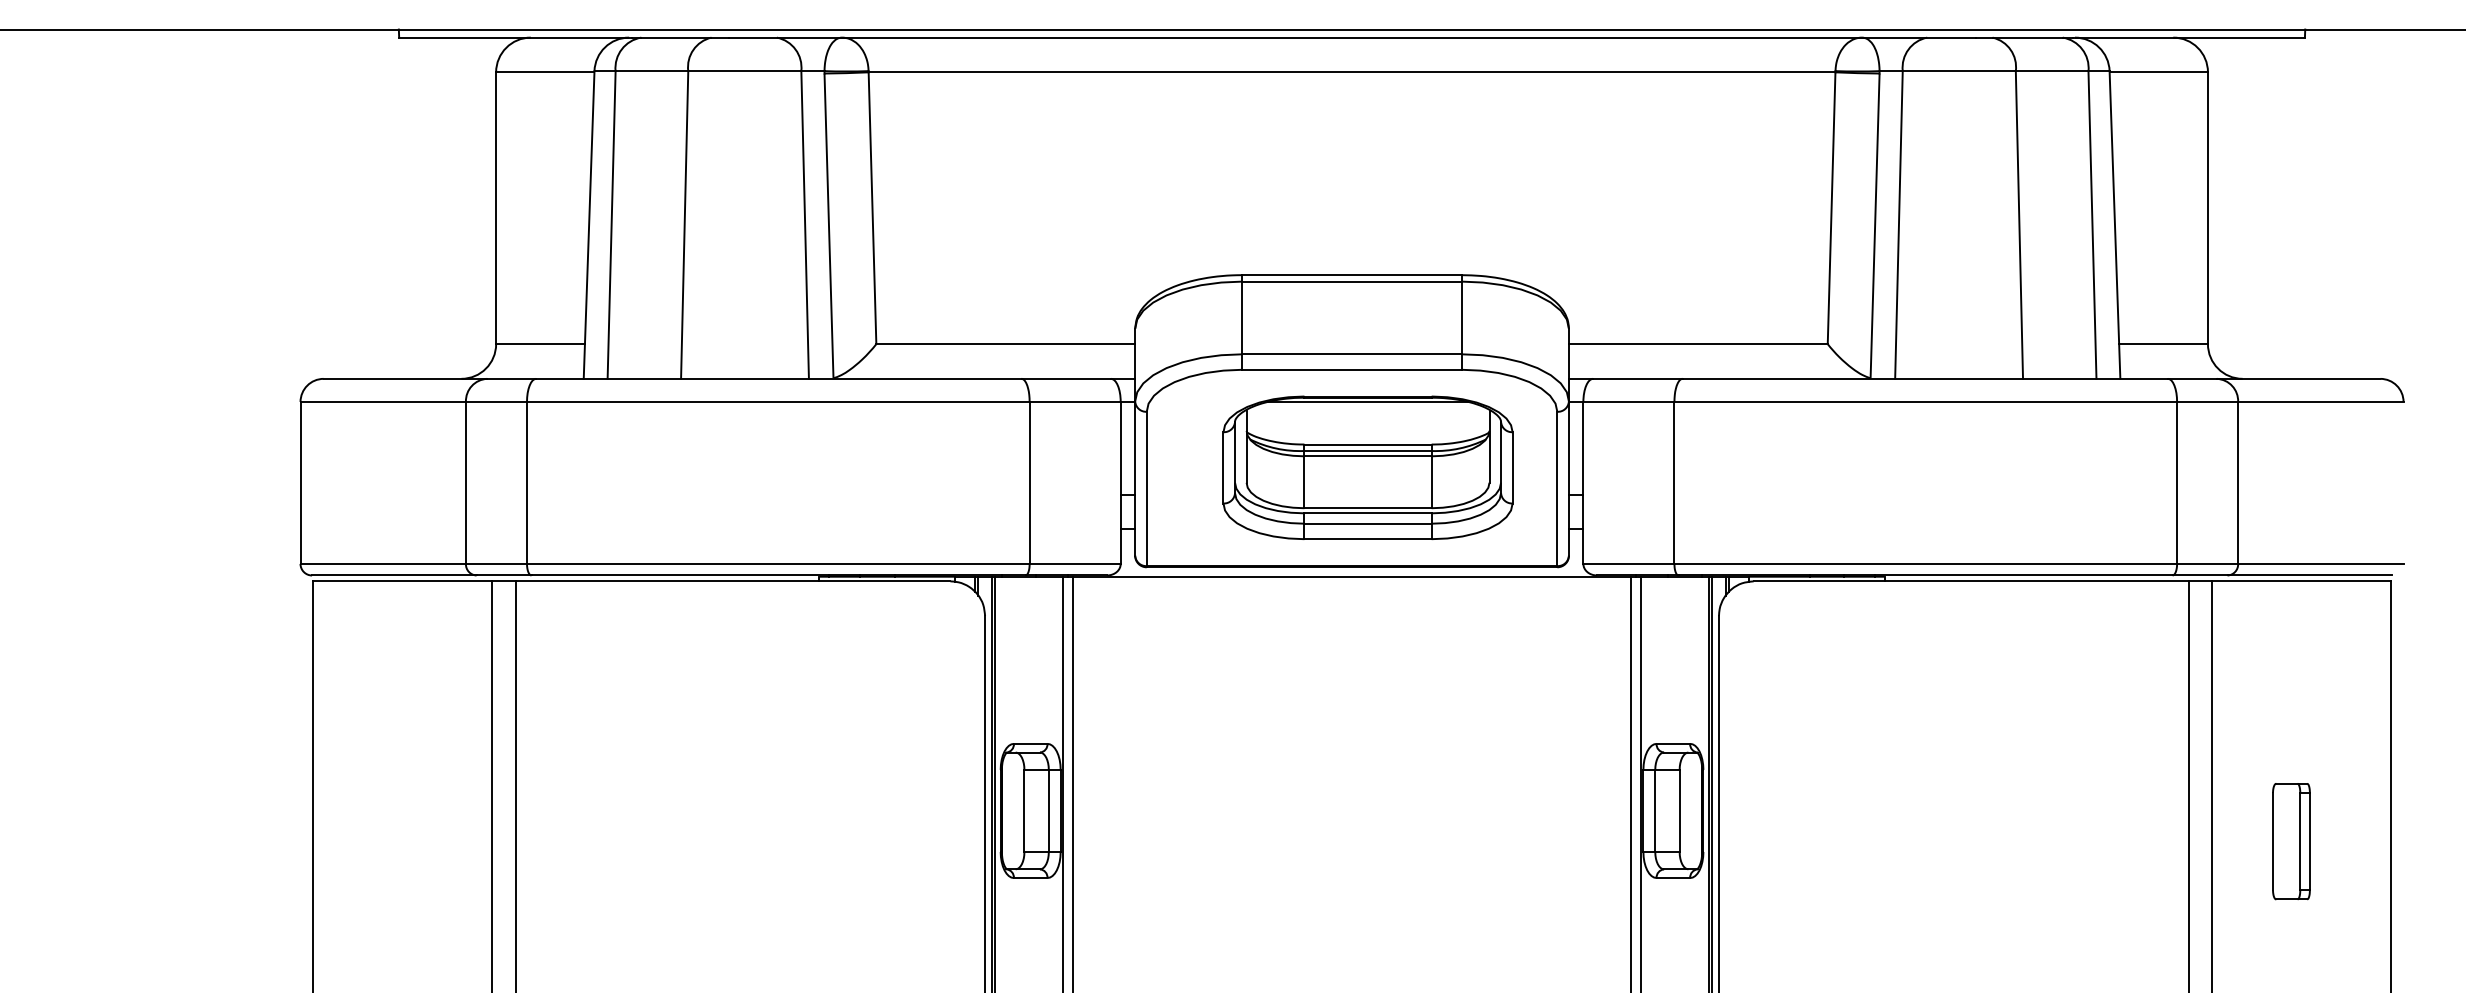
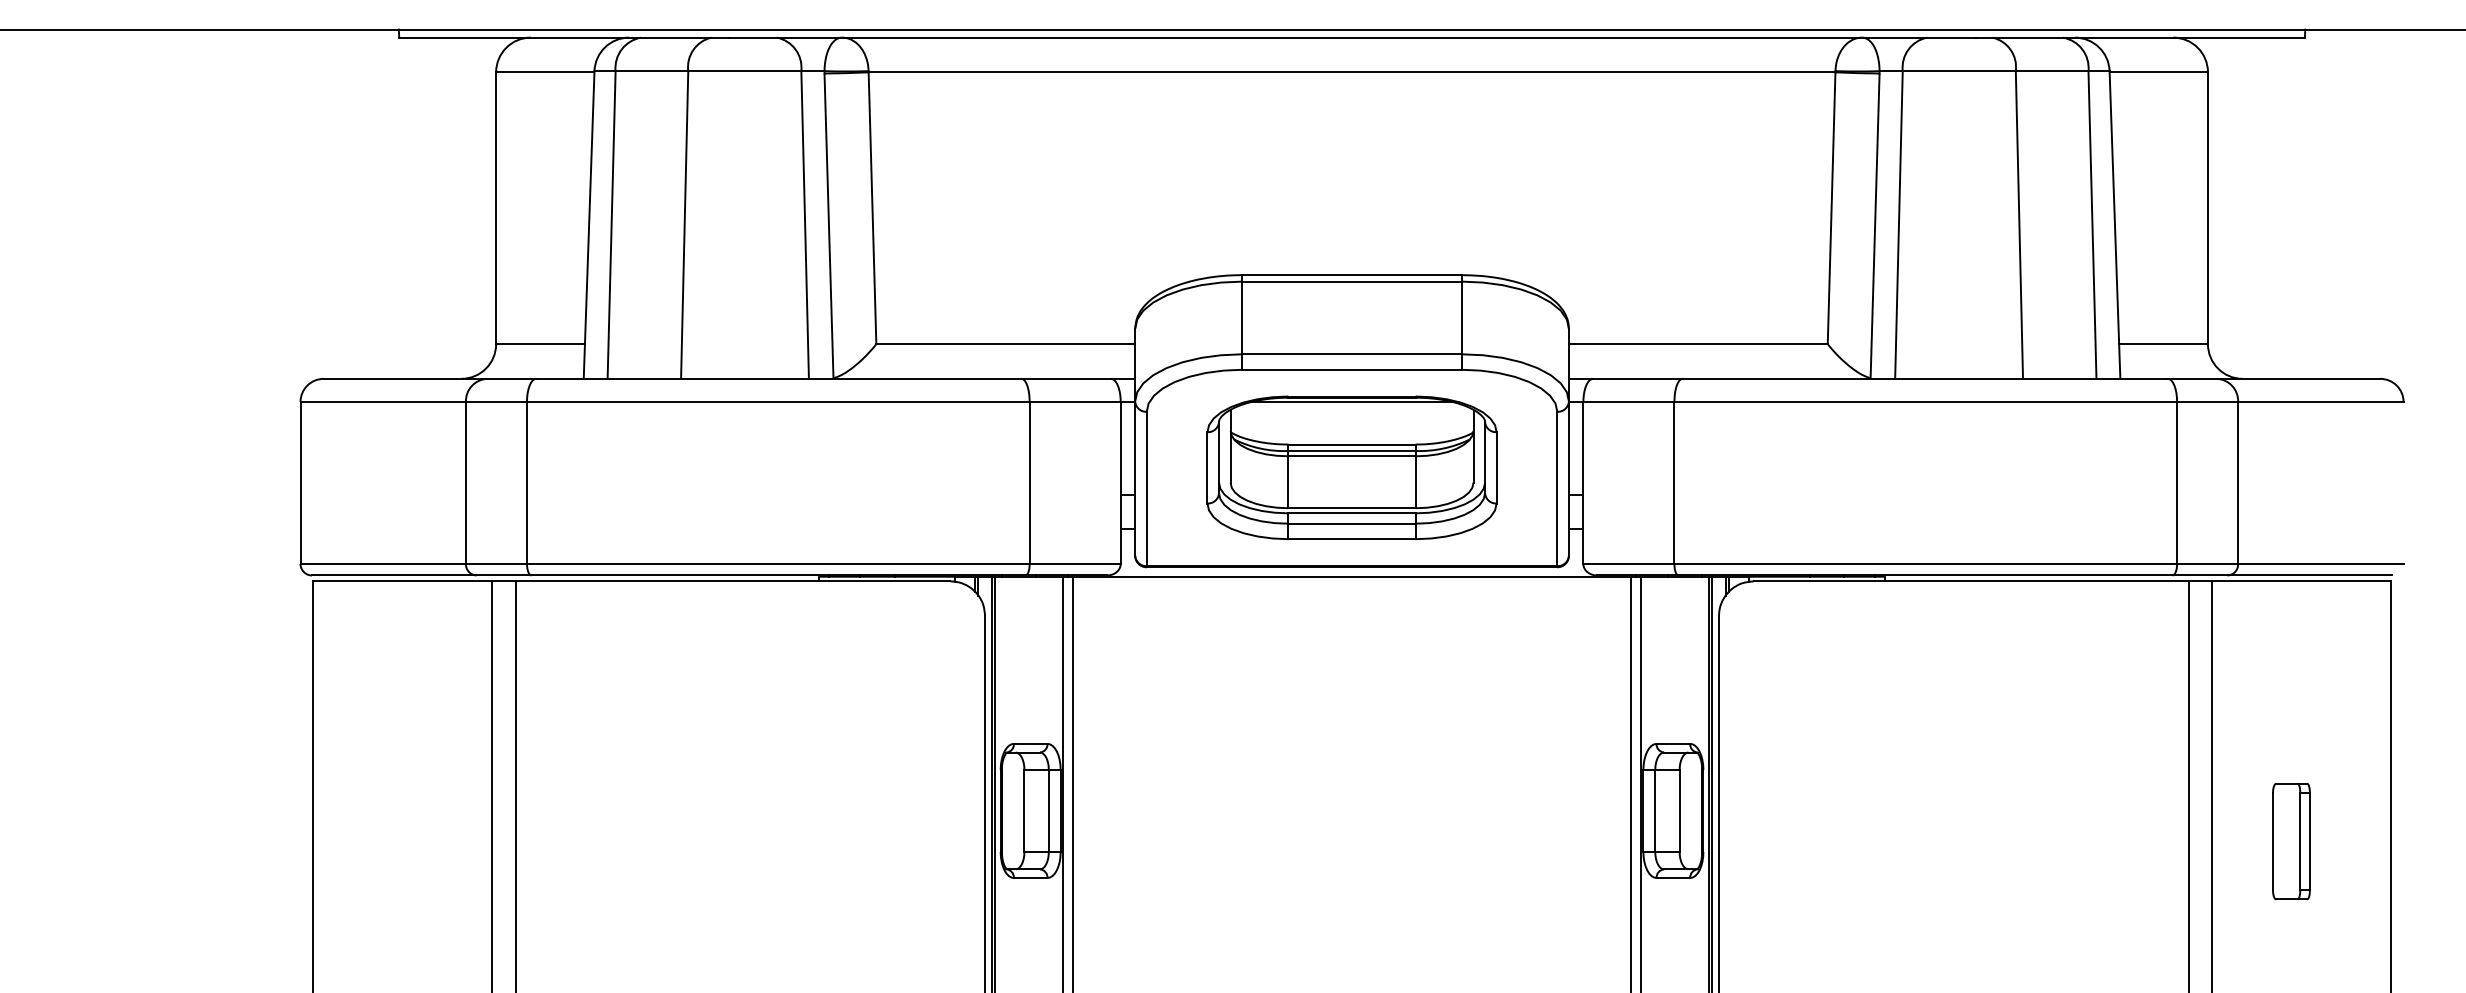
part position: (1367, 467) -> (1351, 467) (1351, 467)
